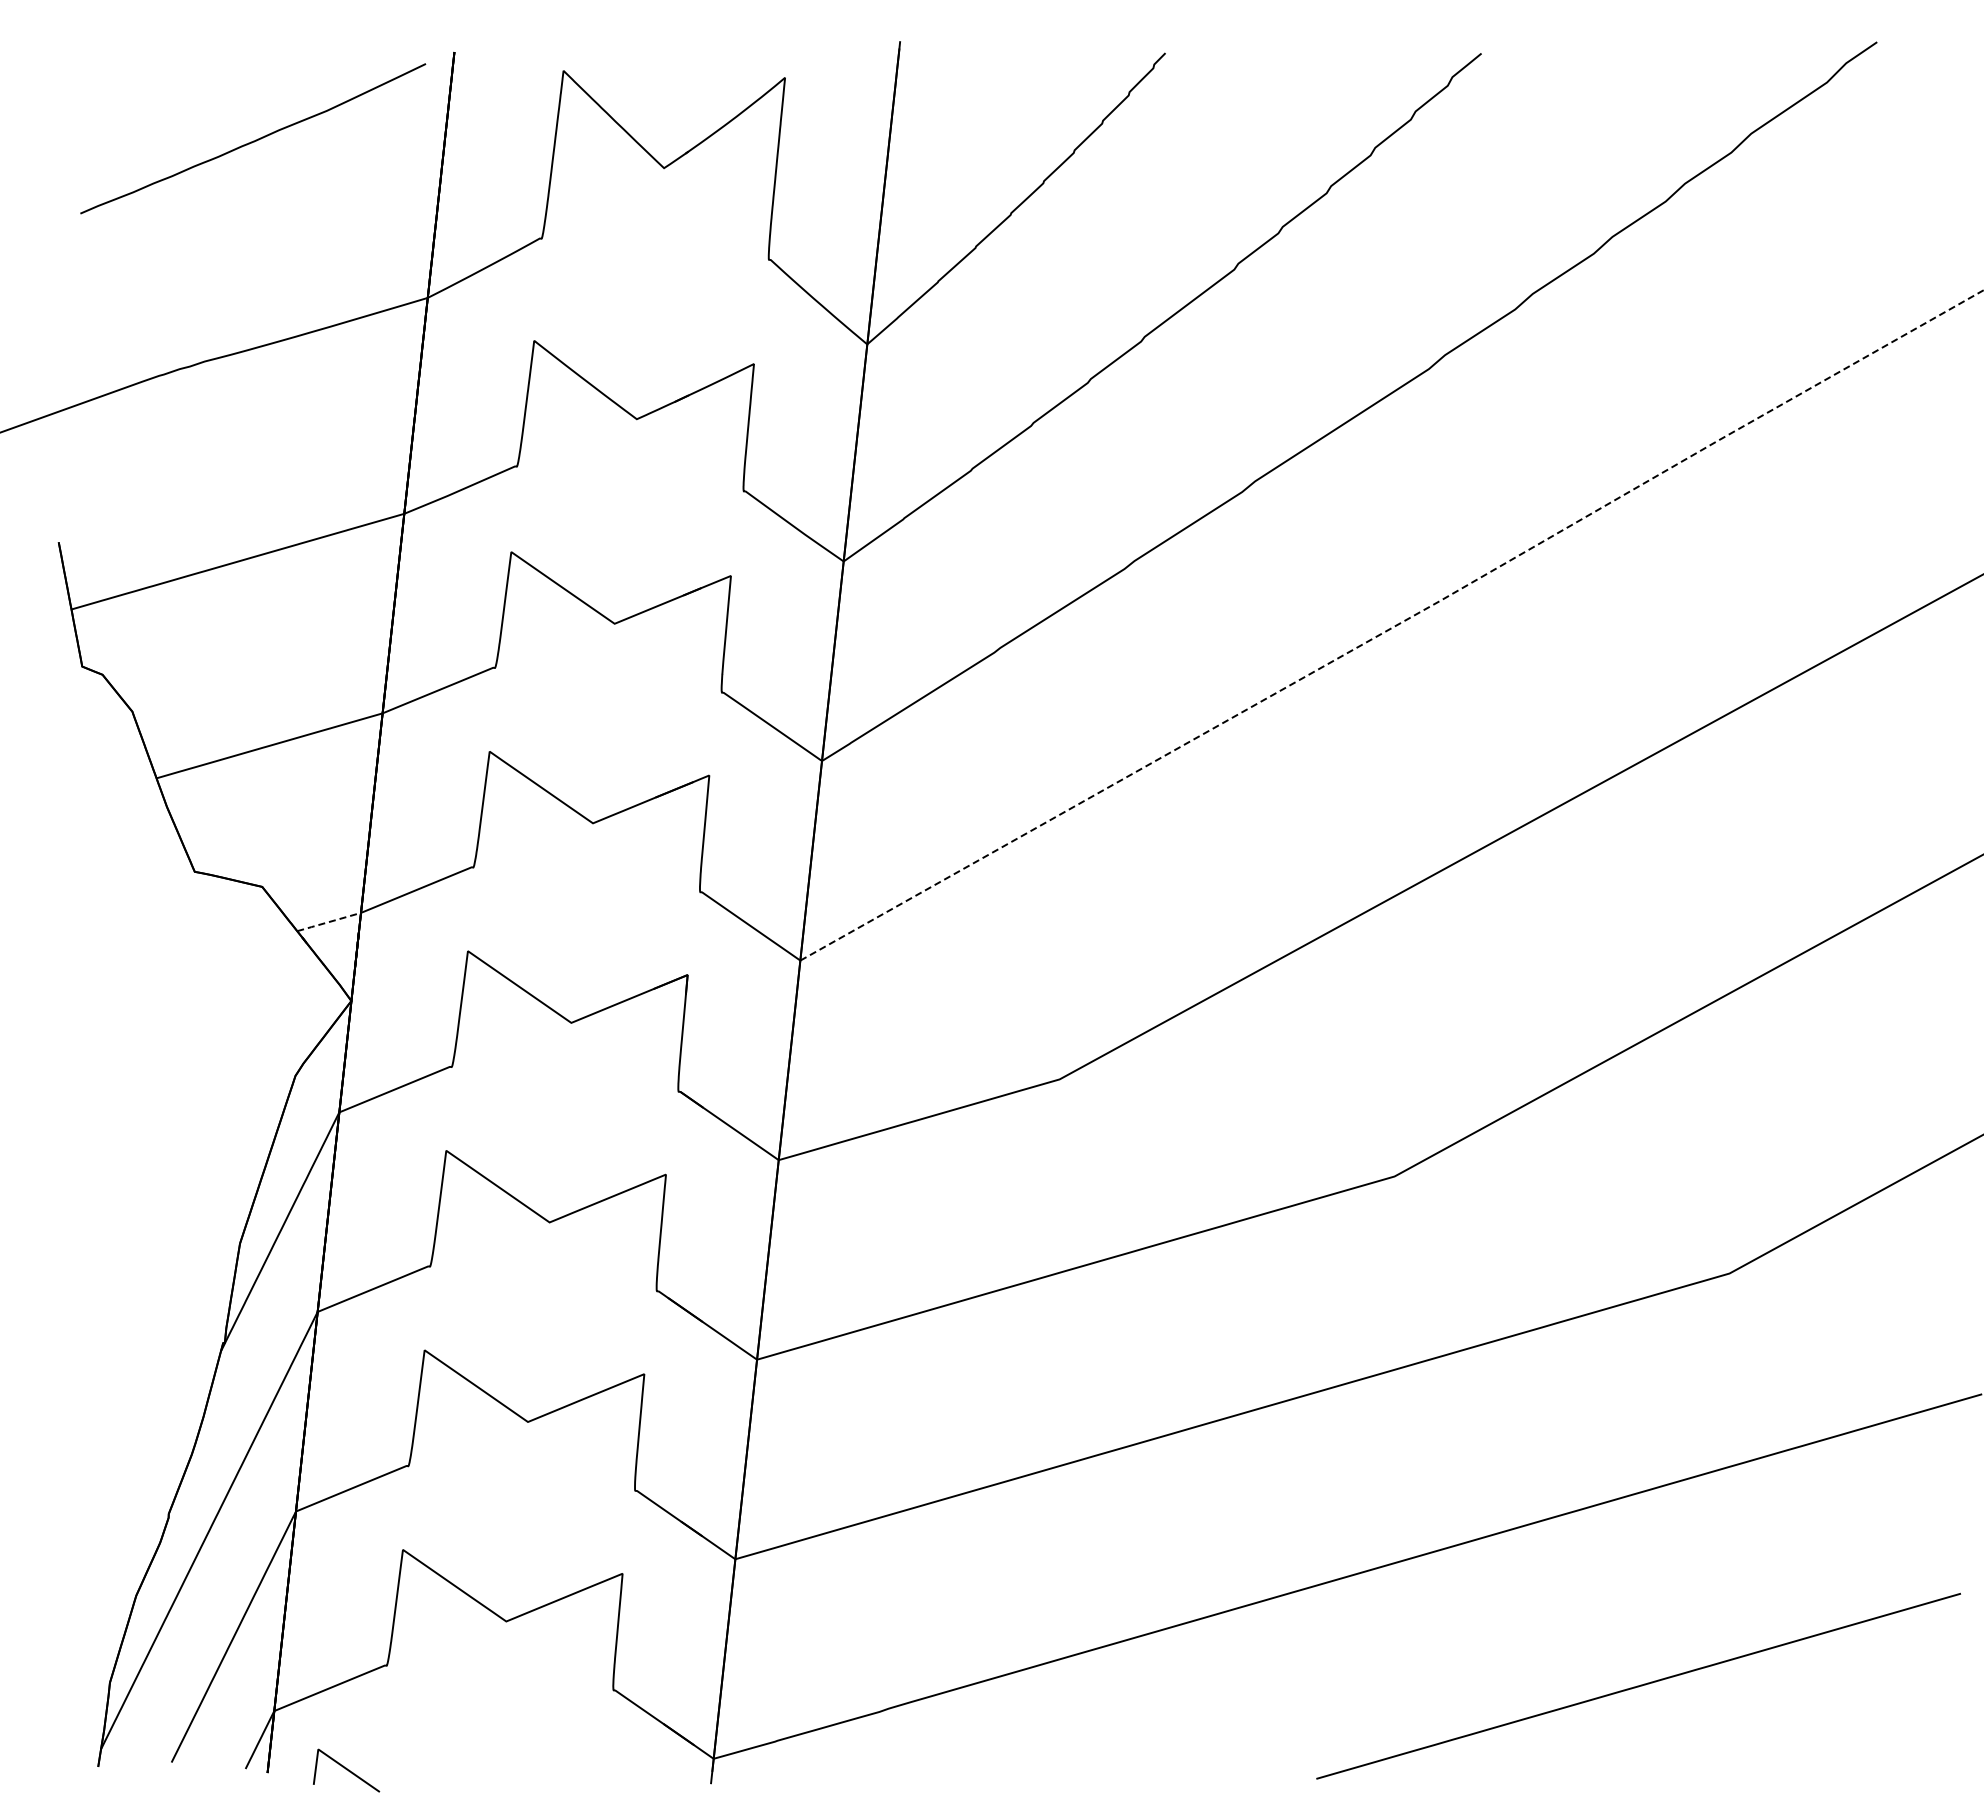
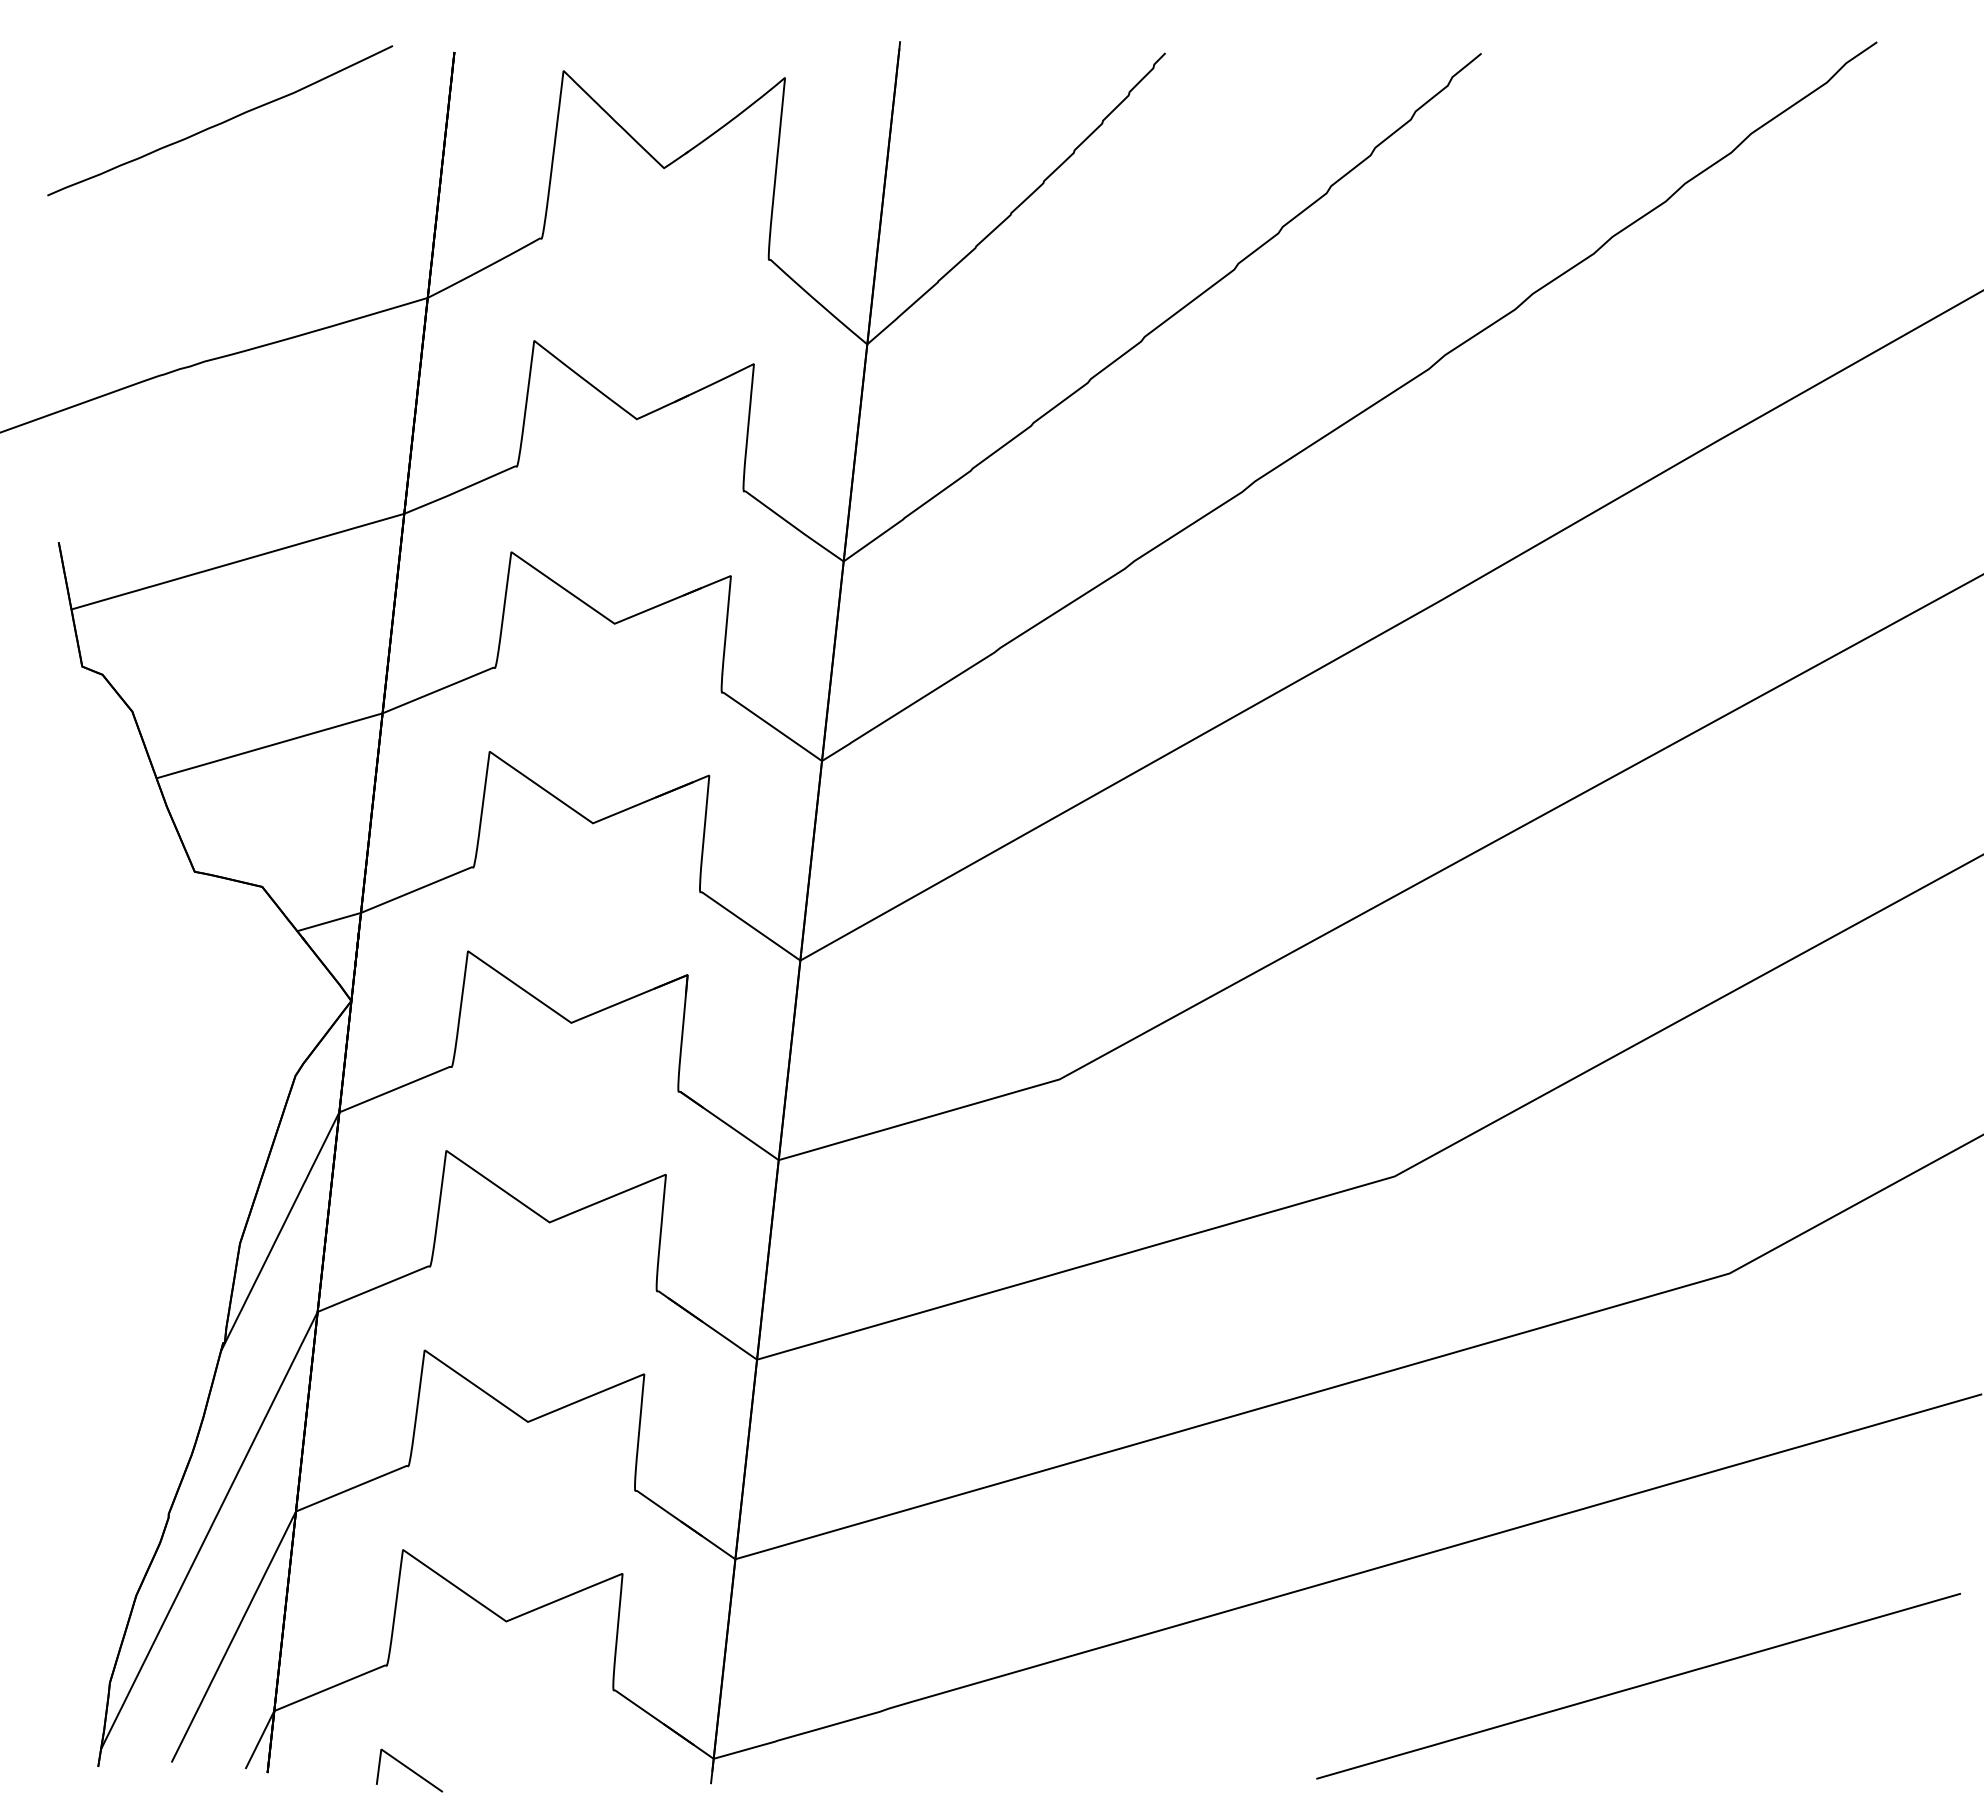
curve position: (253, 140) -> (220, 122) (220, 122)
line: dashed -> solid (1394, 626)
line: dashed -> solid (328, 922)
line position: (346, 1770) -> (409, 1770) (409, 1770)
